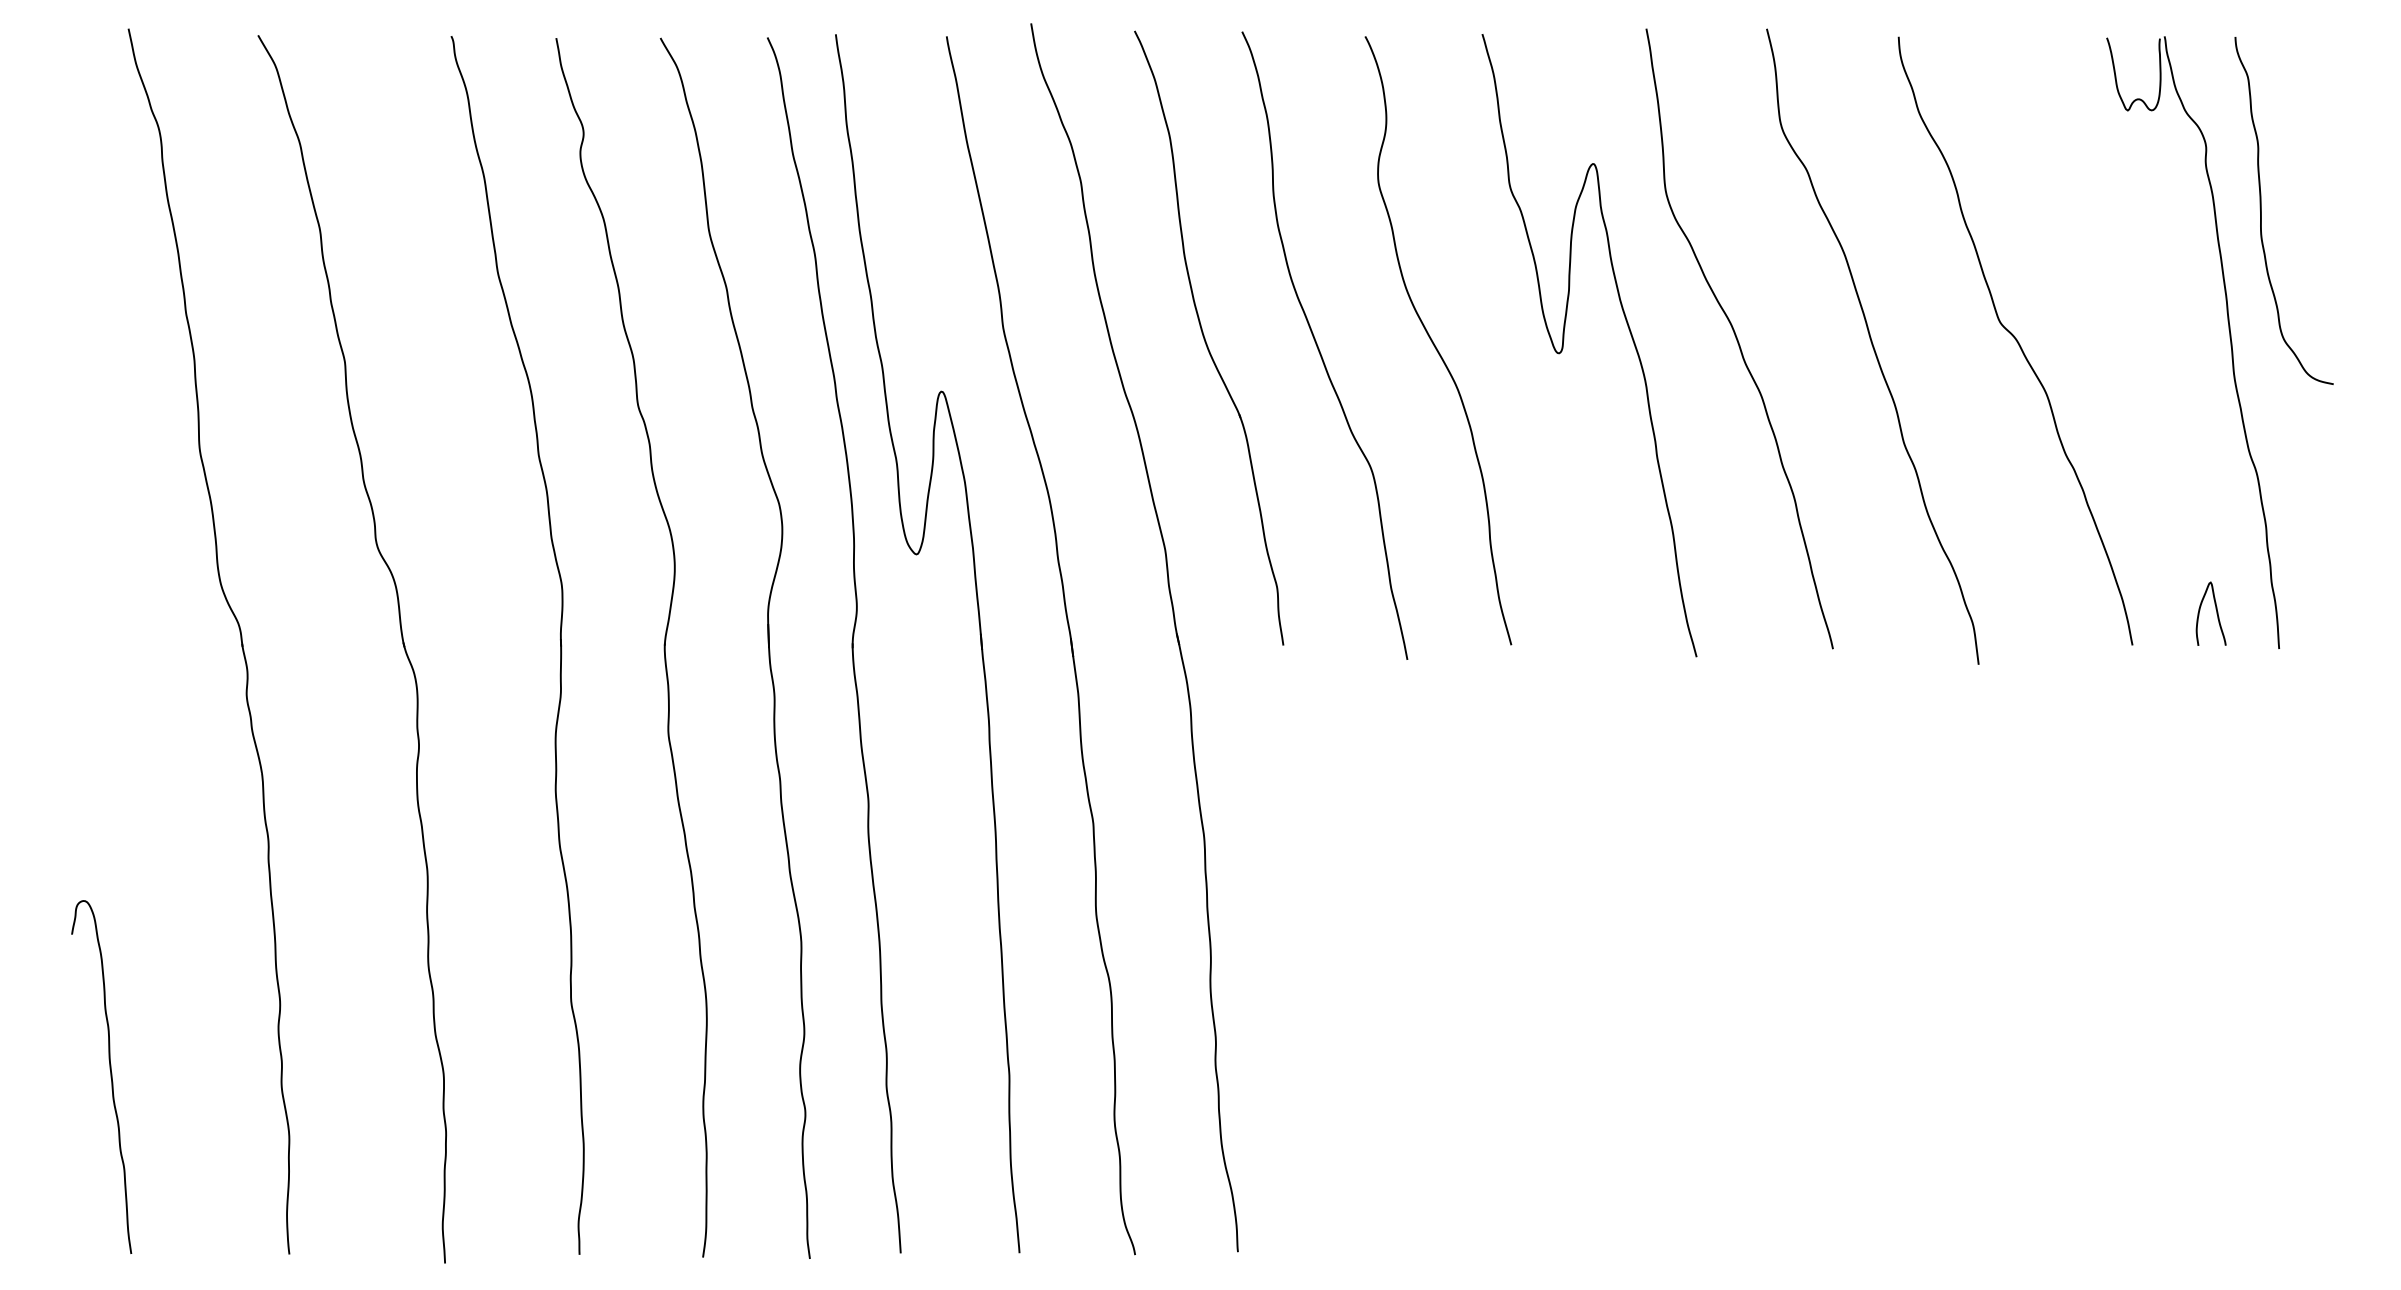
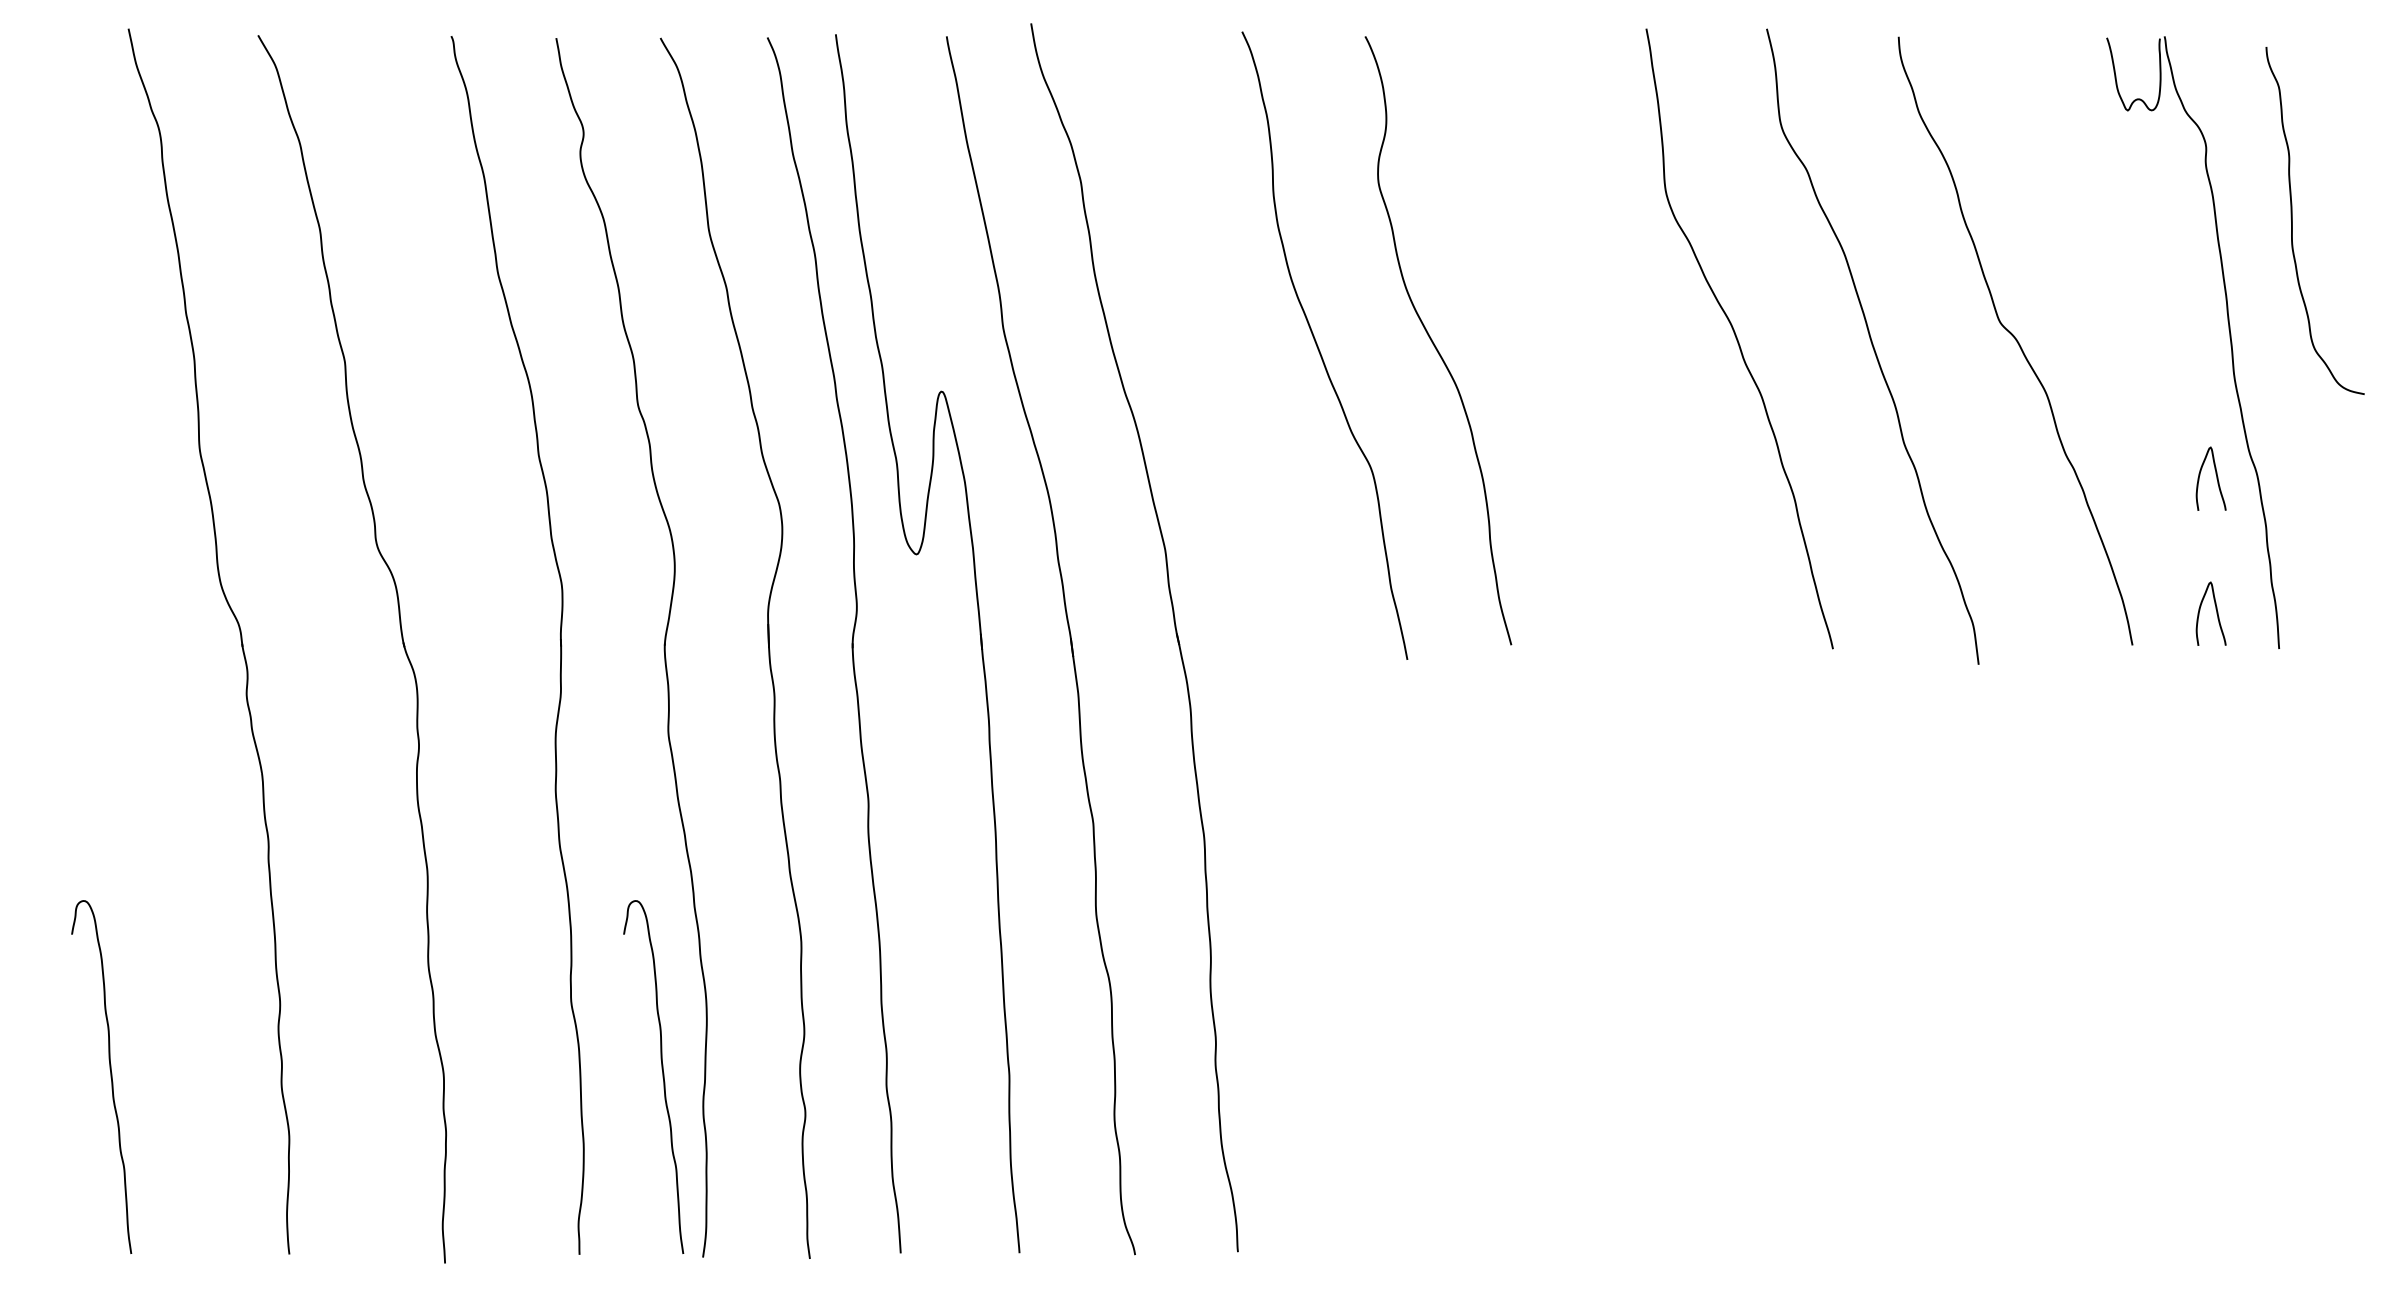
curve position: (2261, 210) -> (2292, 220) (2292, 220)
part: present -> none (1209, 337)
curve: present -> none (1564, 340)
curve: none -> present (2216, 478)
curve: none -> present (662, 1076)
